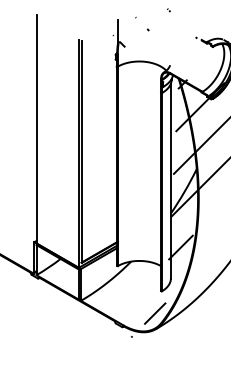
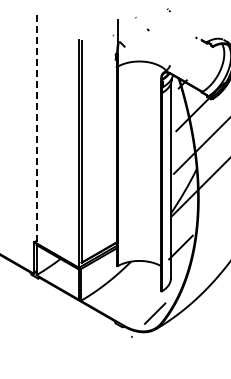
line: solid -> dashed (36, 129)
